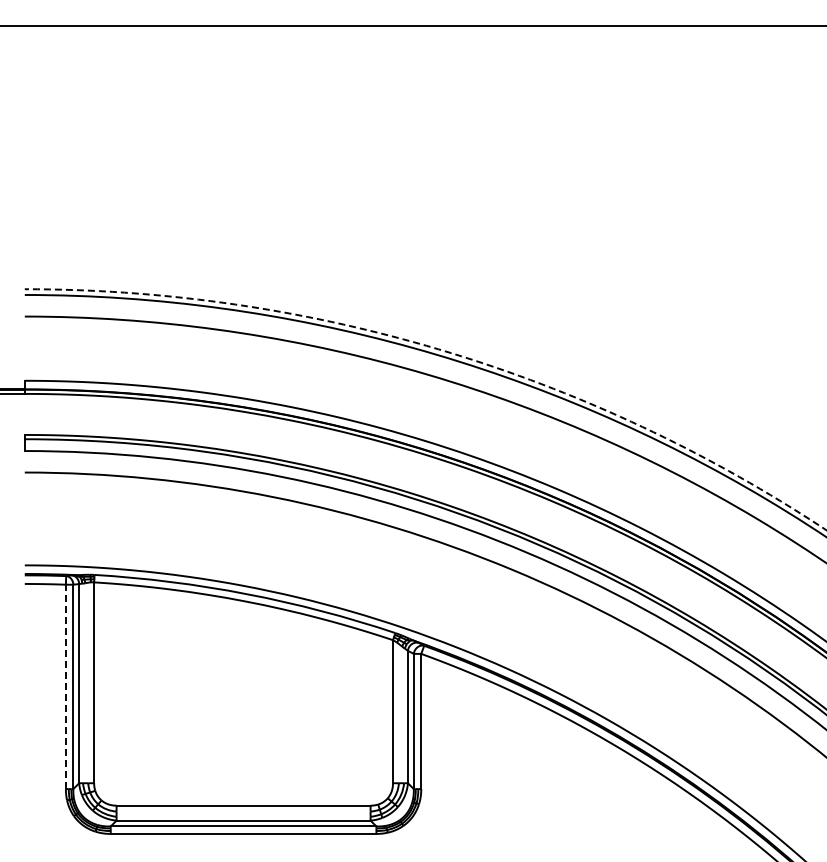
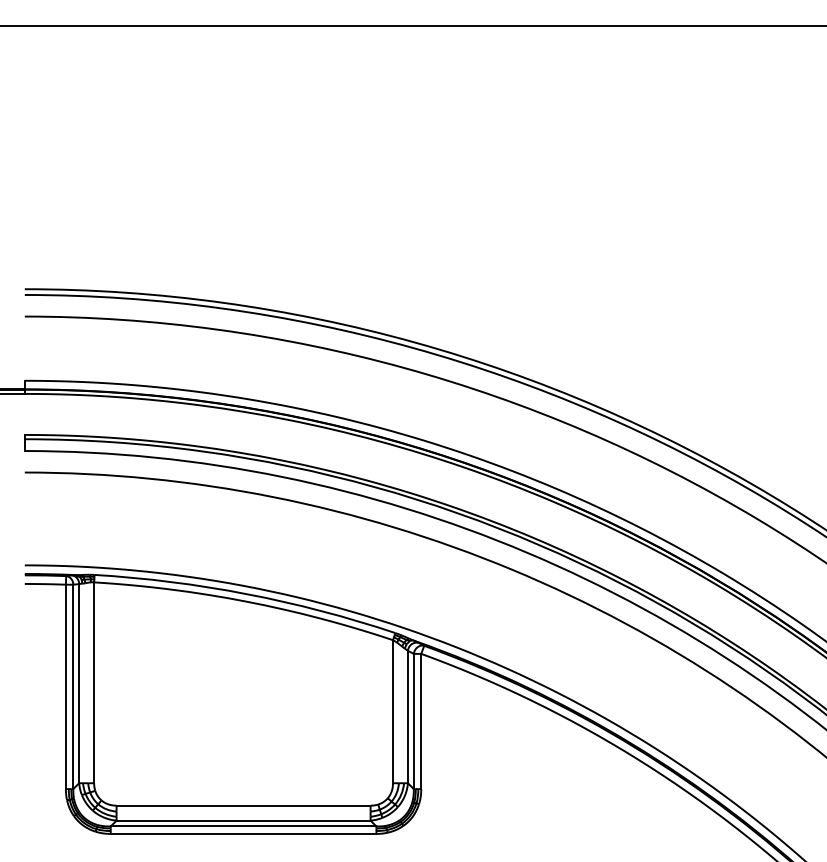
arc: dashed -> solid (445, 351)
line: dashed -> solid (65, 686)
